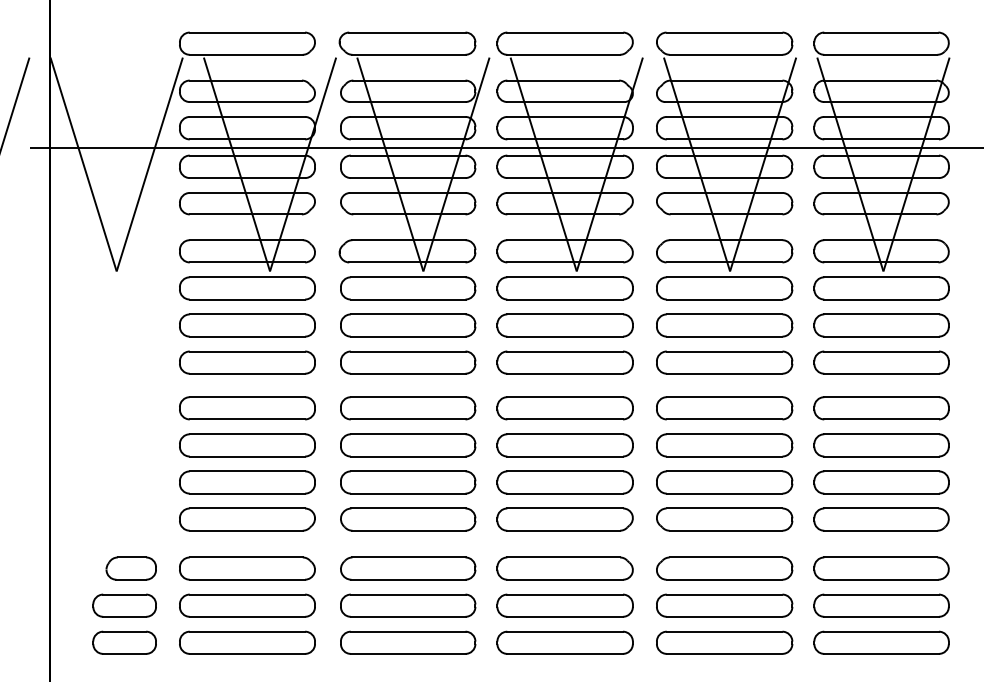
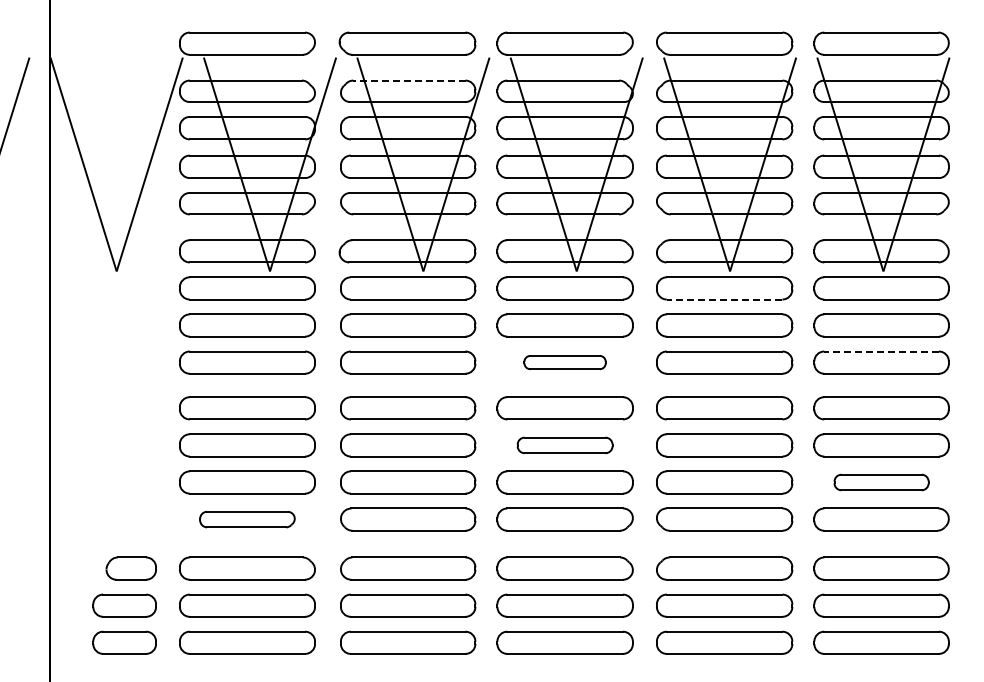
line: solid -> dashed (408, 80)
line: present -> none (505, 147)
line: solid -> dashed (724, 299)
line: solid -> dashed (881, 351)
part size: 138x25 px -> 84x16 px (564, 362)
part size: 138x25 px -> 98x19 px (564, 445)
part size: 137x25 px -> 97x19 px (881, 482)
part size: 137x25 px -> 97x19 px (247, 519)
